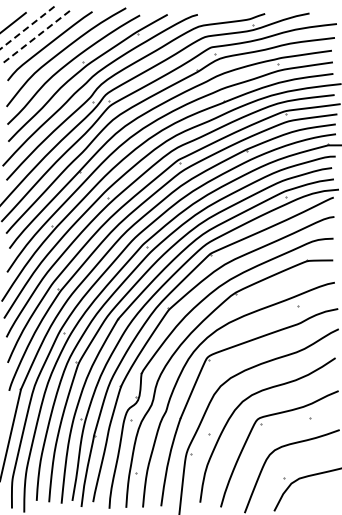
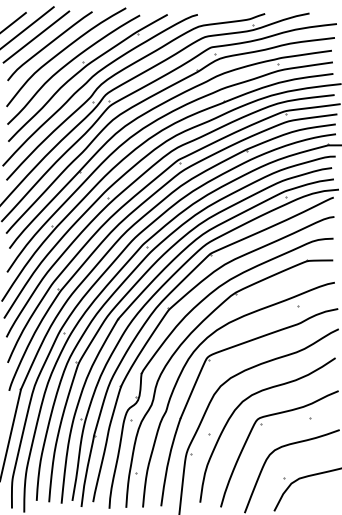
line: dashed -> solid (27, 27)
line: dashed -> solid (36, 37)
